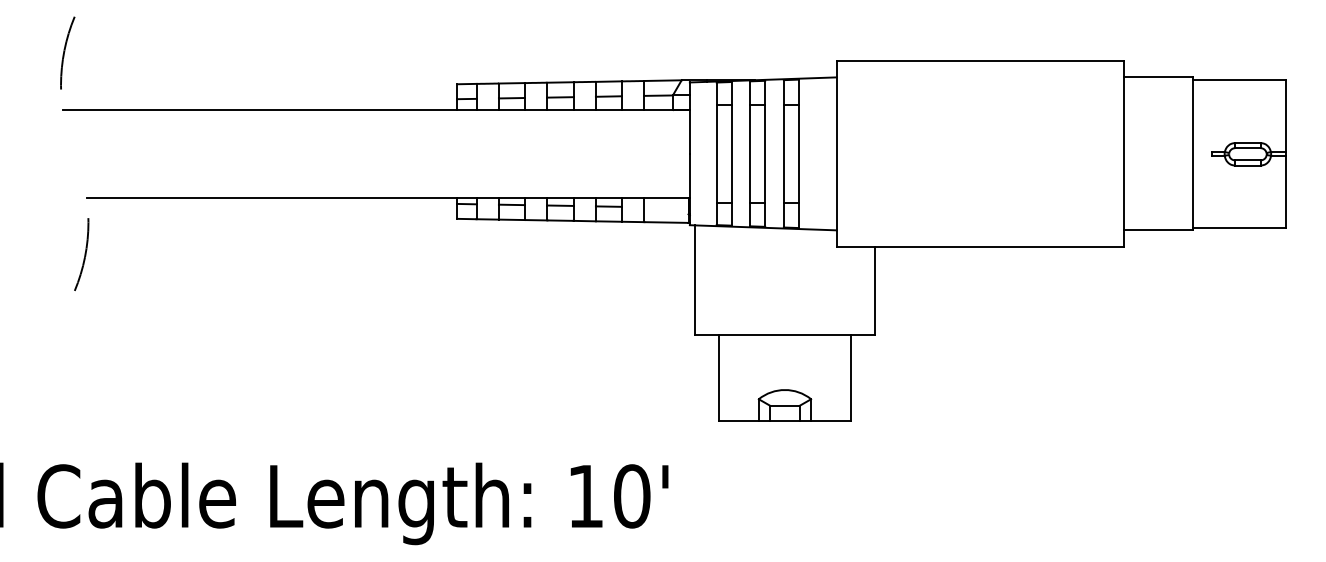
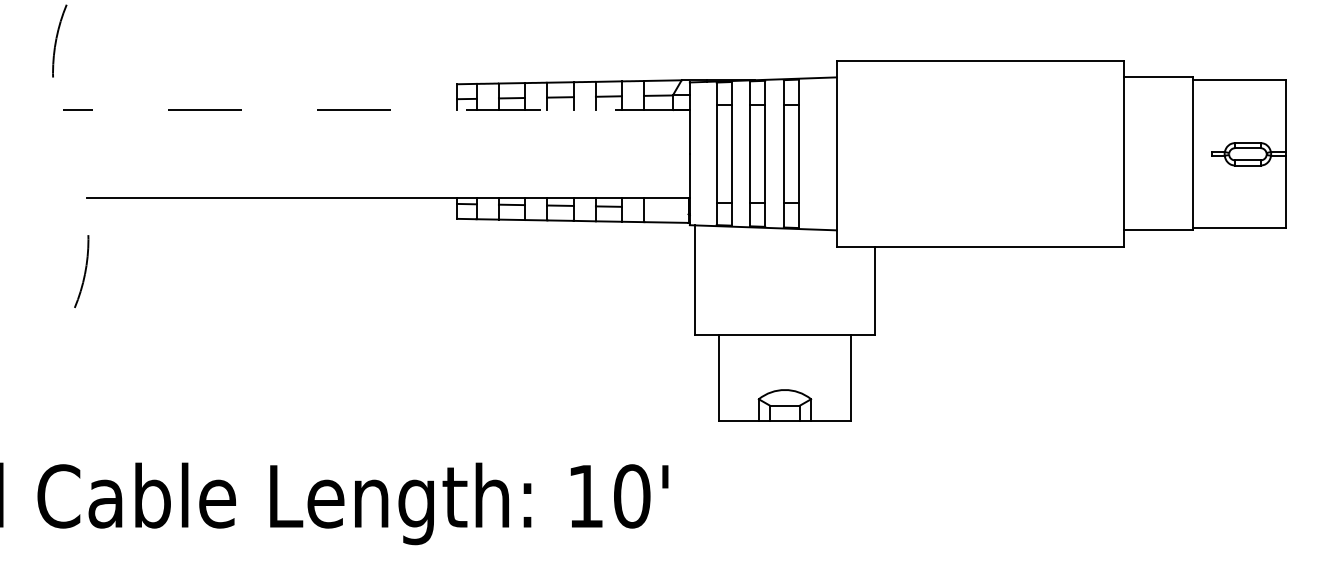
arc position: (65, 51) -> (57, 39) (57, 39)
line: solid -> dashed (376, 110)
arc position: (84, 254) -> (84, 271) (84, 271)
